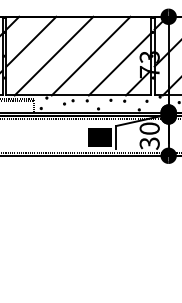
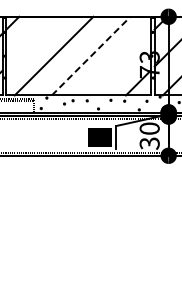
line: present -> none (31, 41)
line: solid -> dashed (91, 56)
line: present -> none (119, 64)
